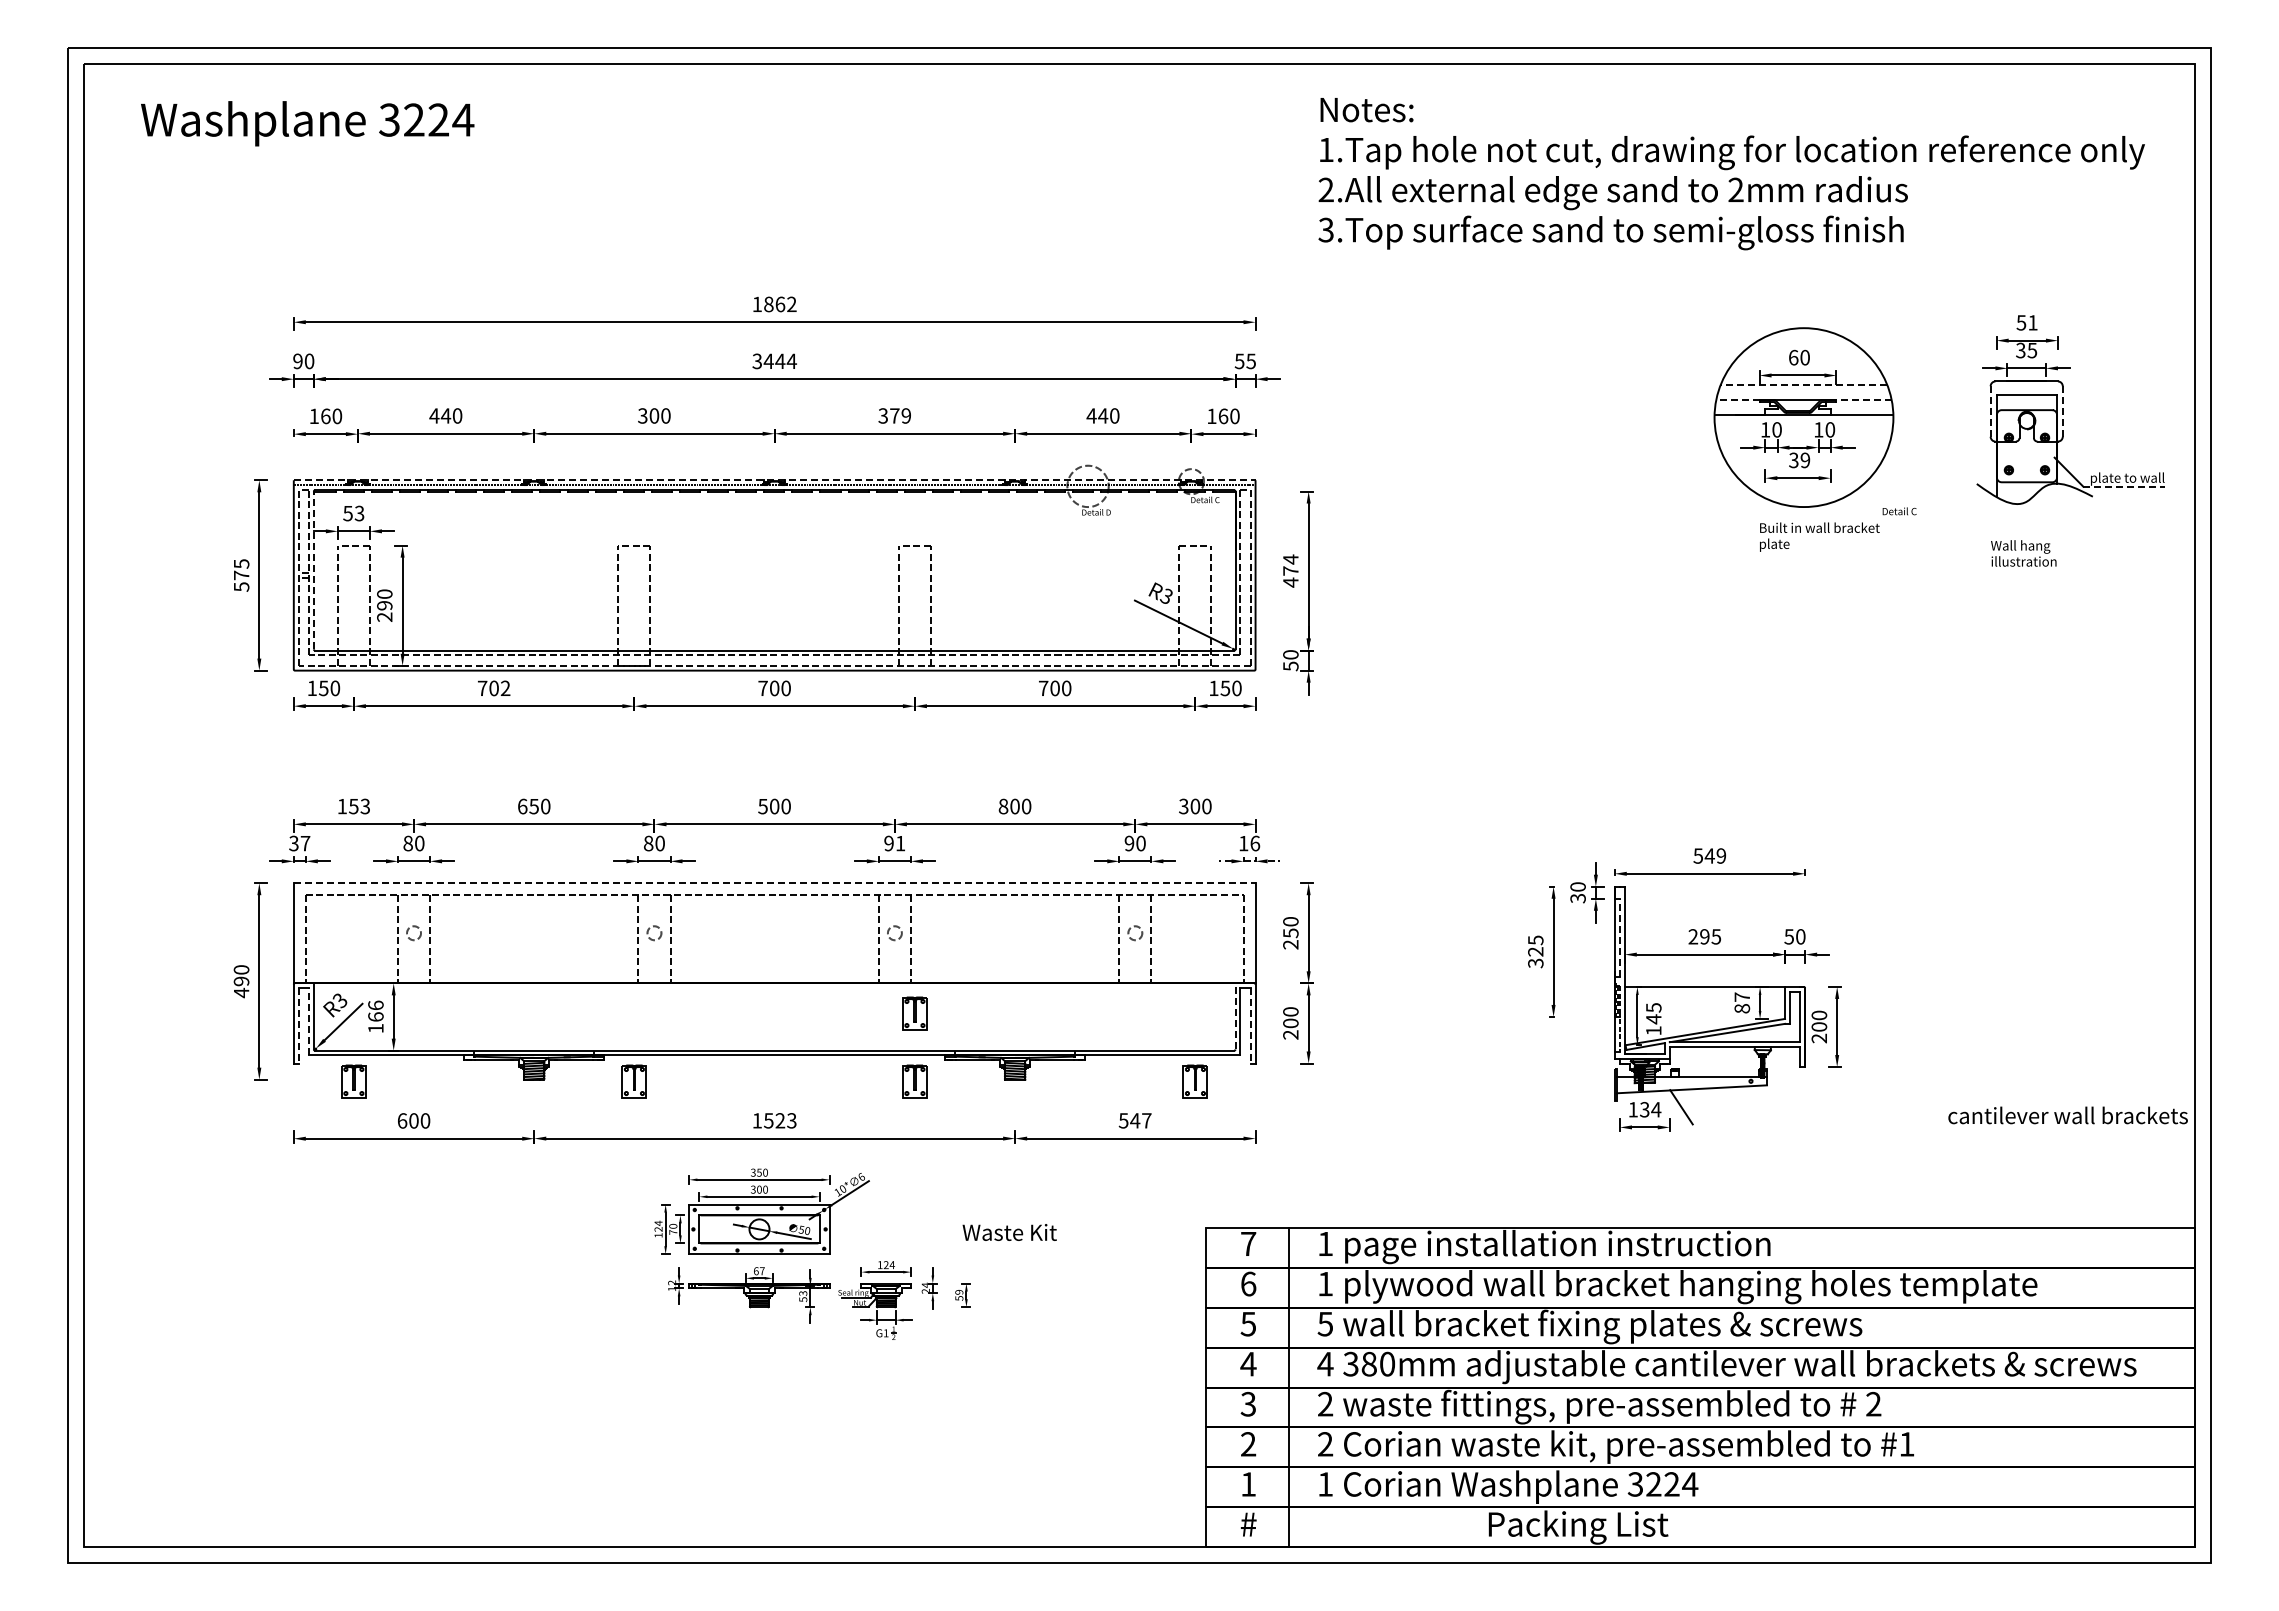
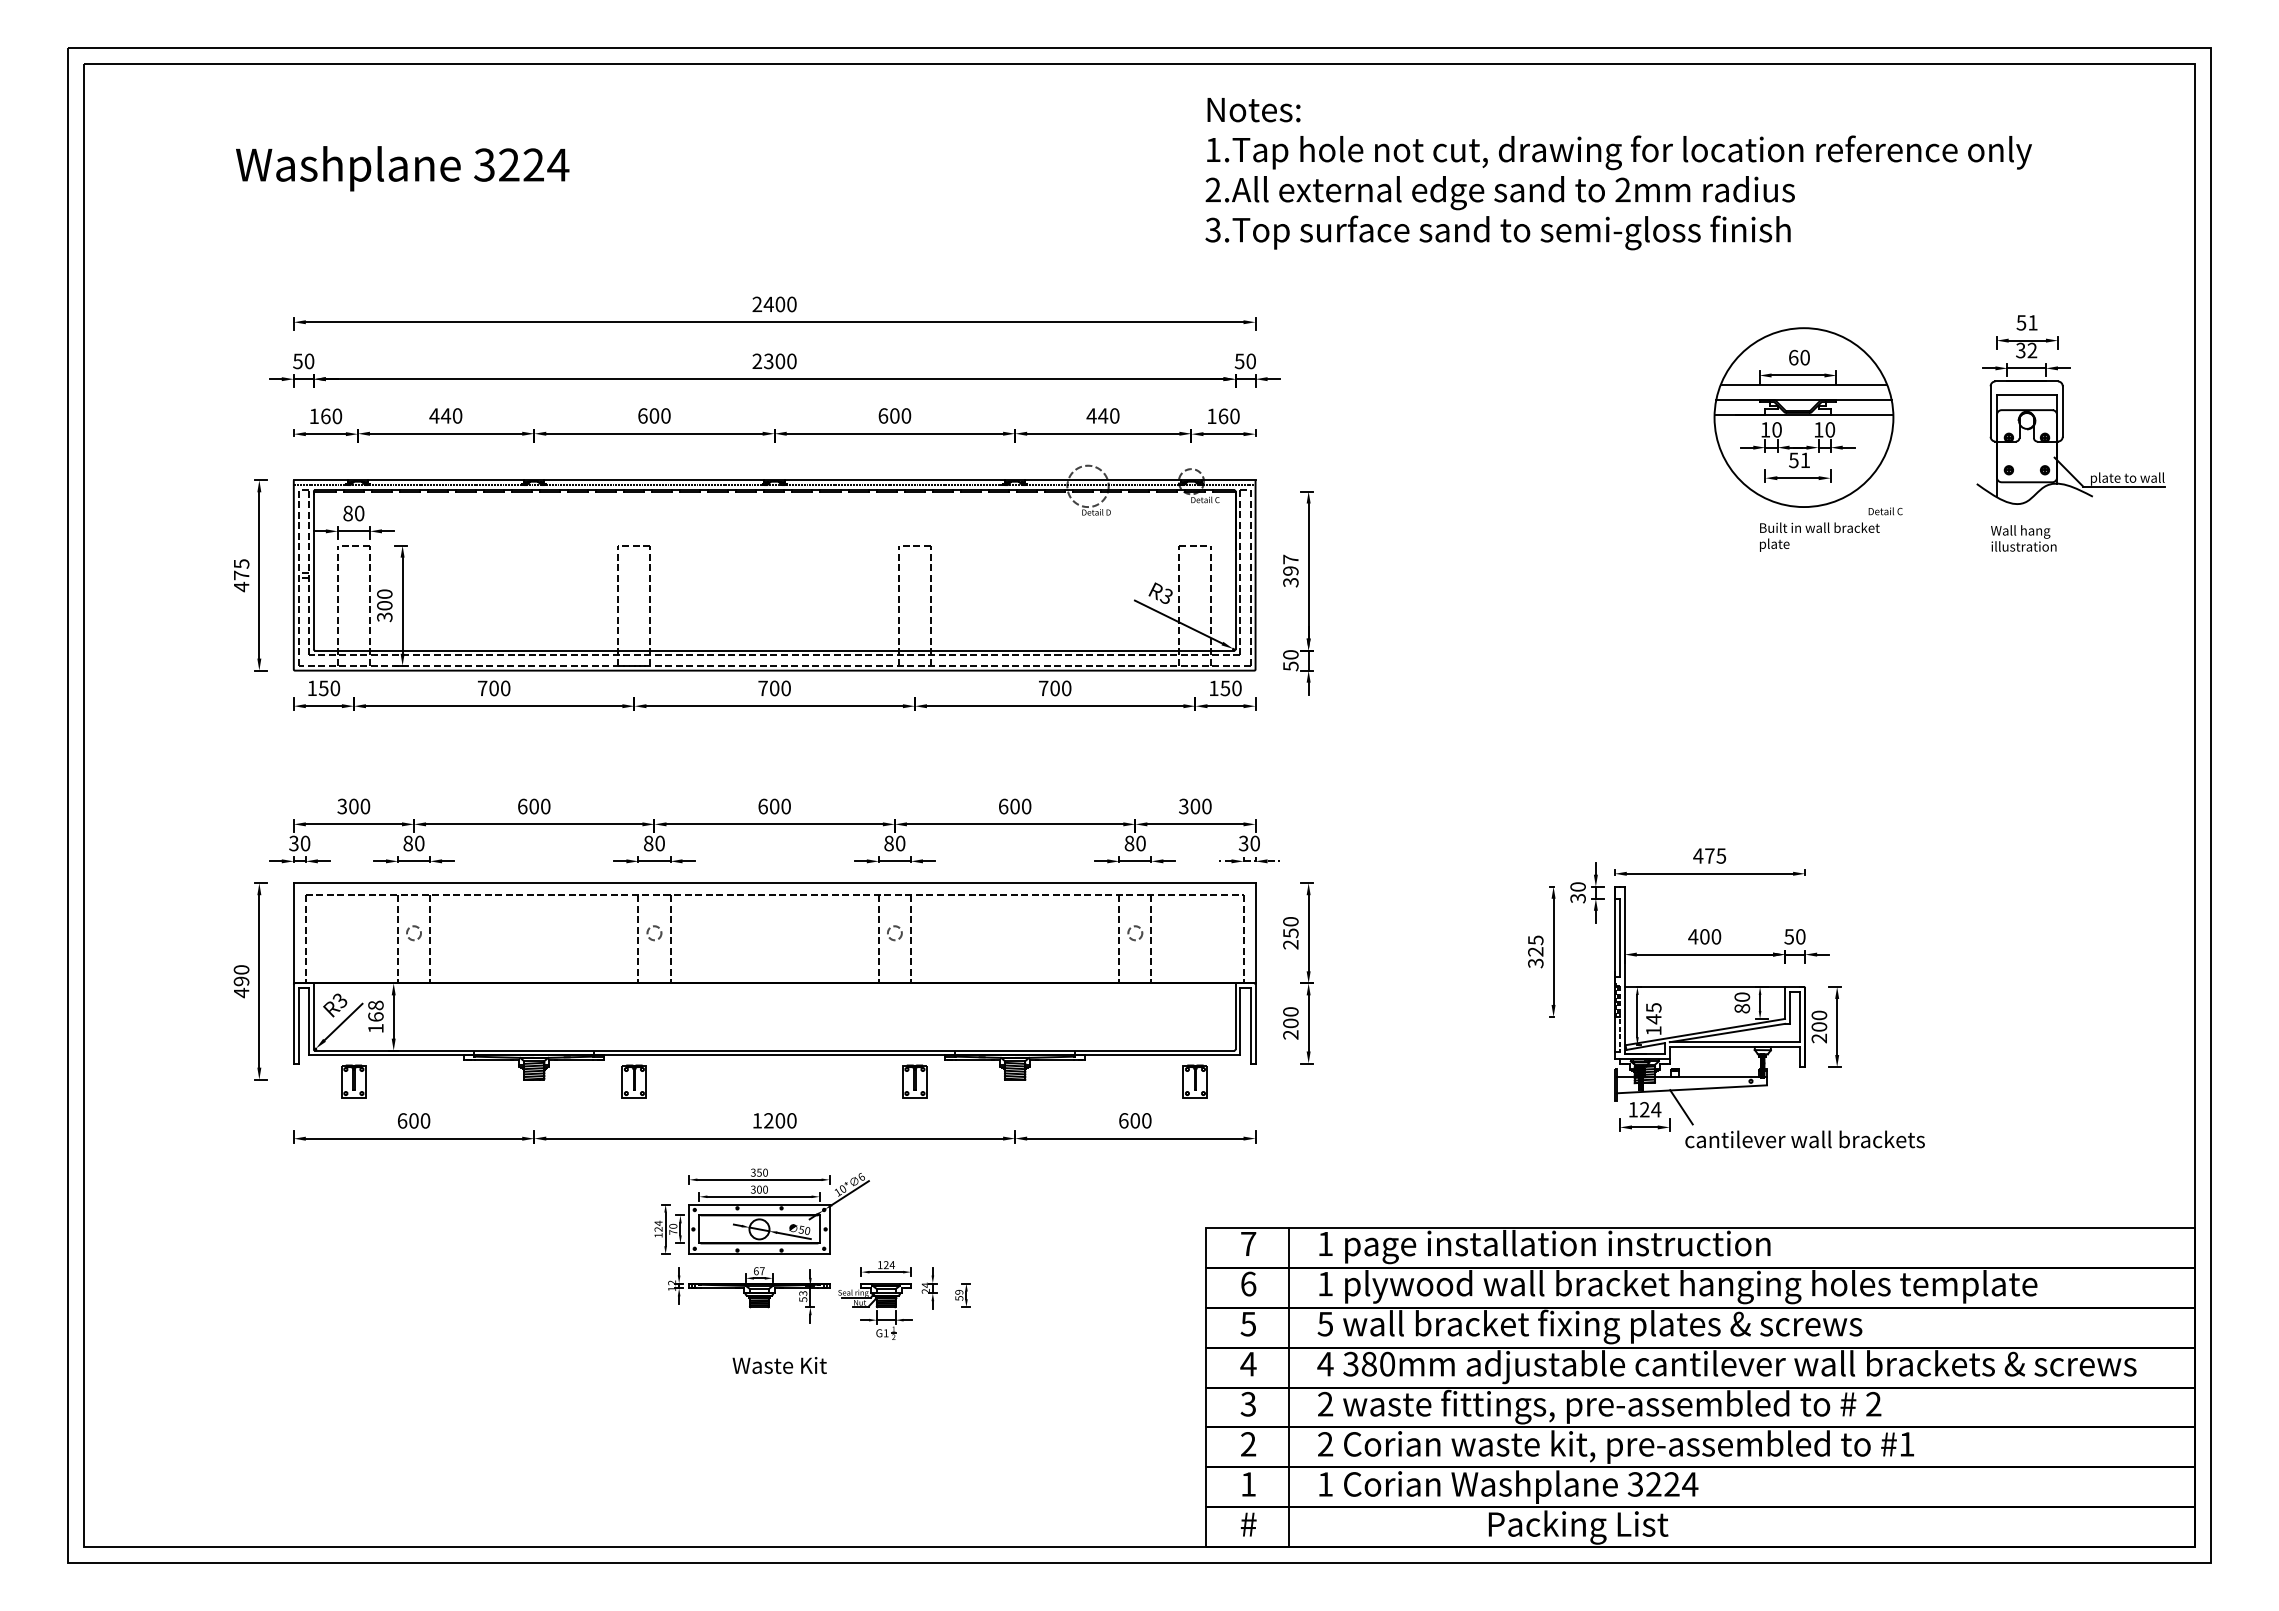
text position: (307, 123) -> (402, 168) (402, 168)
text position: (1731, 174) -> (1618, 174) (1618, 174)
text: 1862 -> 2400 (774, 304)
text: 35 -> 32 (2032, 350)
text: 90 -> 50 (297, 361)
text: 3444 -> 2300 (774, 361)
text: 55 -> 50 (1250, 361)
line: dashed -> solid (1803, 384)
line: dashed -> solid (1737, 400)
line: dashed -> solid (1864, 400)
line: dashed -> solid (2062, 411)
line: dashed -> solid (1990, 412)
text: 300 -> 600 (642, 415)
text: 379 -> 600 (894, 415)
text: 39 -> 51 (1799, 460)
line: dashed -> solid (774, 480)
line: dashed -> solid (2124, 486)
text position: (1899, 511) -> (1885, 511) (1885, 511)
text: 53 -> 80 (353, 513)
text position: (2023, 553) -> (2023, 538) (2023, 538)
line: dashed -> solid (313, 570)
text: 474 -> 397 (1290, 570)
text: 575 -> 475 (241, 586)
text: 290 -> 300 (384, 611)
text: 702 -> 700 (505, 688)
text: 153 -> 300 (353, 806)
text: 650 -> 600 (533, 806)
text: 500 -> 600 (762, 806)
text: 800 -> 600 (1003, 806)
text: 37 -> 30 (305, 843)
text: 91 -> 80 (894, 843)
text: 90 -> 80 (1129, 843)
text: 16 -> 30 (1249, 843)
text: 549 -> 475 (1709, 855)
line: dashed -> solid (774, 883)
text: 295 -> 400 (1704, 936)
line: dashed -> solid (1619, 937)
text: 87 -> 80 (1742, 996)
text: 166 -> 168 (375, 1005)
part: present -> none (914, 1013)
line: dashed -> solid (1235, 1015)
line: dashed -> solid (309, 1021)
line: dashed -> solid (298, 1025)
line: dashed -> solid (1250, 1025)
text: 134 -> 124 (1644, 1109)
text position: (2067, 1115) -> (1804, 1139) (1804, 1139)
text: 1523 -> 1200 (780, 1120)
text: 547 -> 600 (1134, 1120)
text position: (1009, 1232) -> (779, 1365) (779, 1365)
